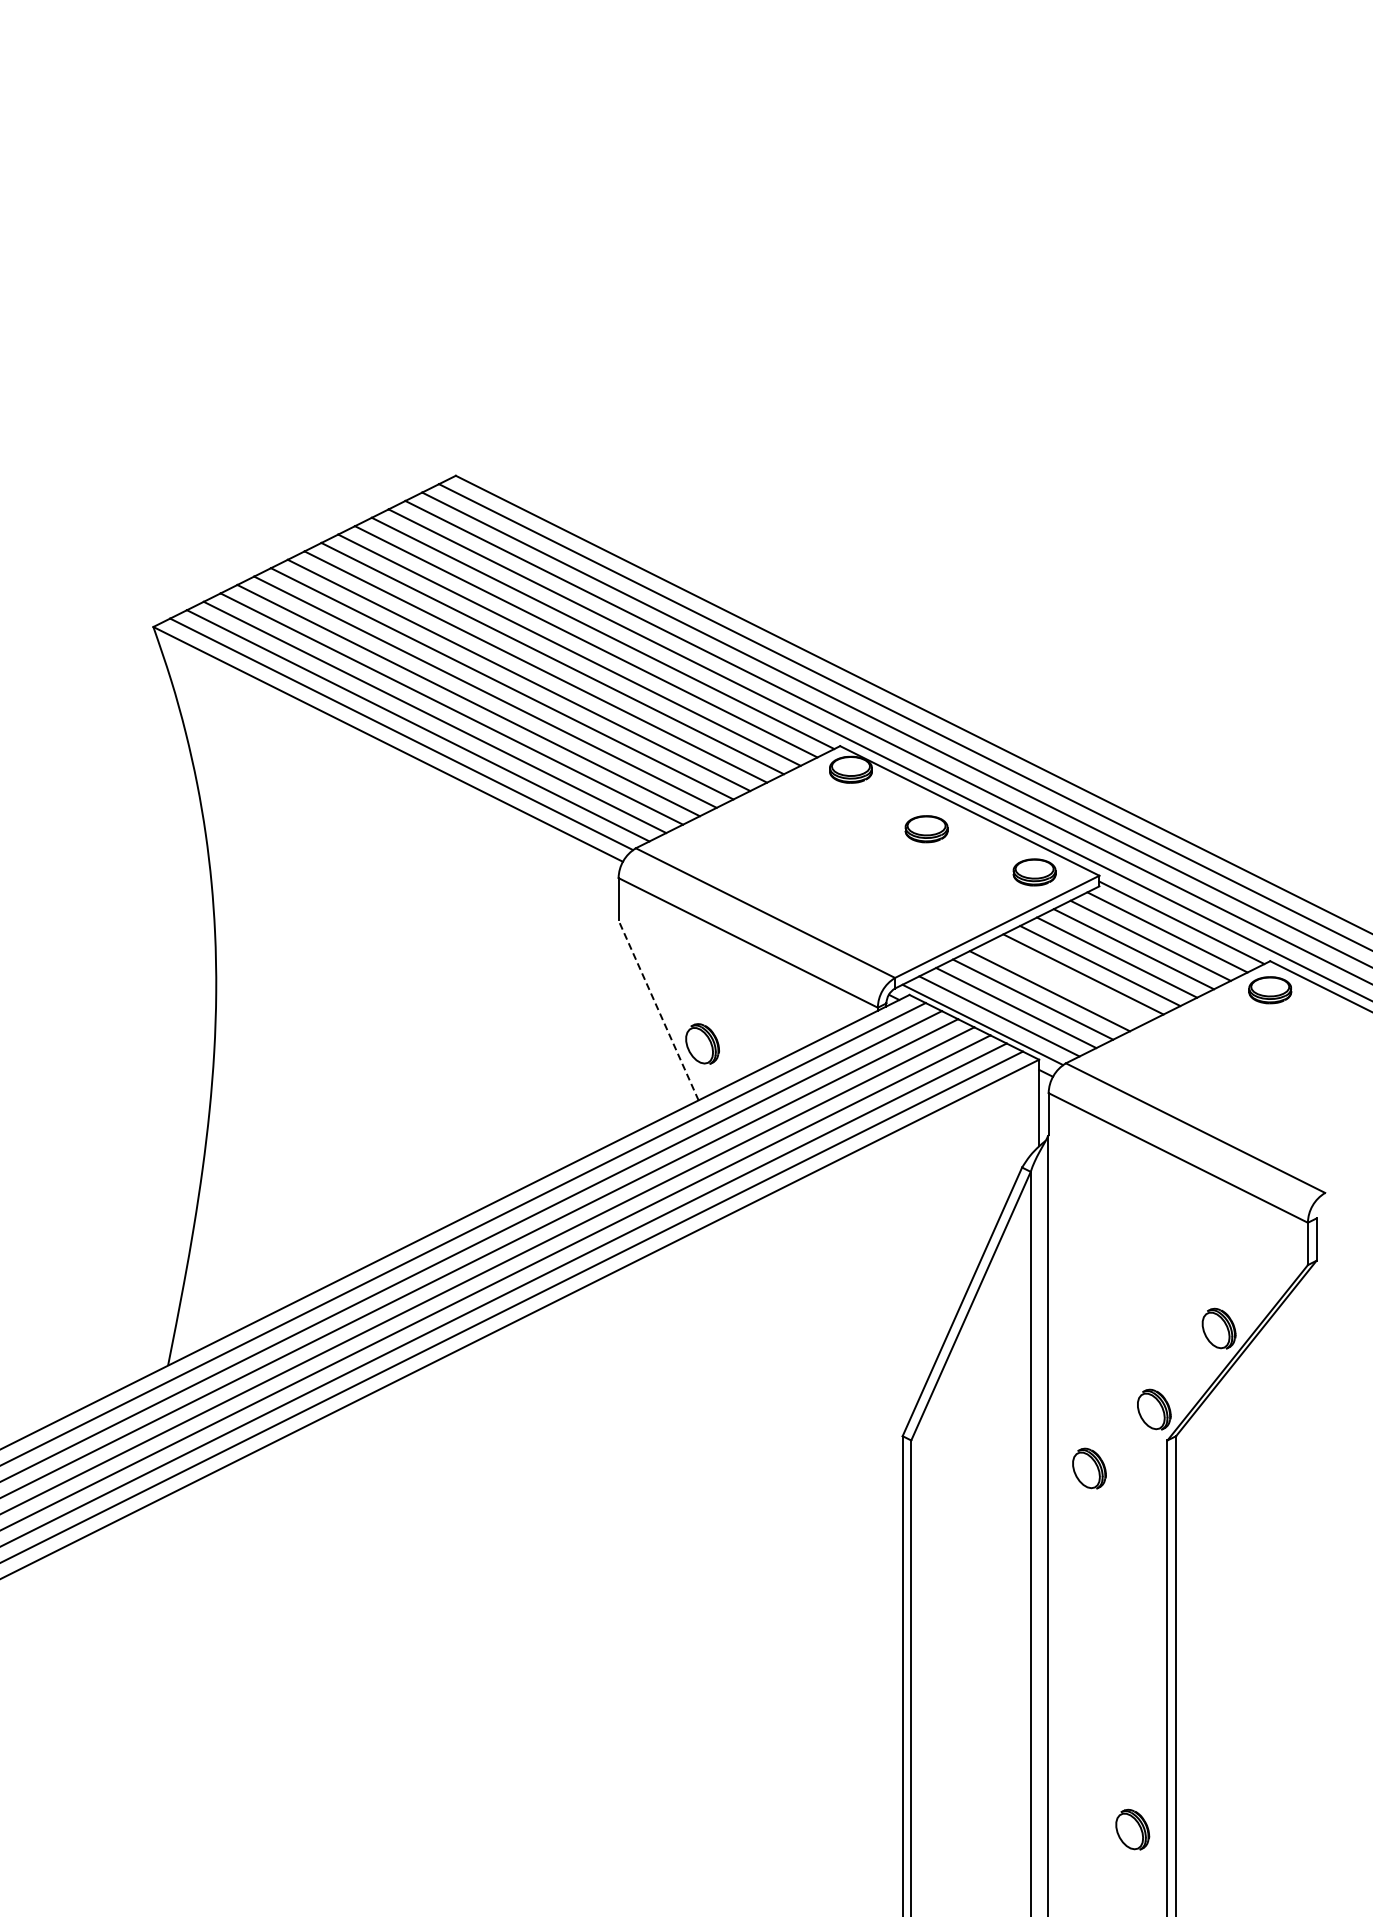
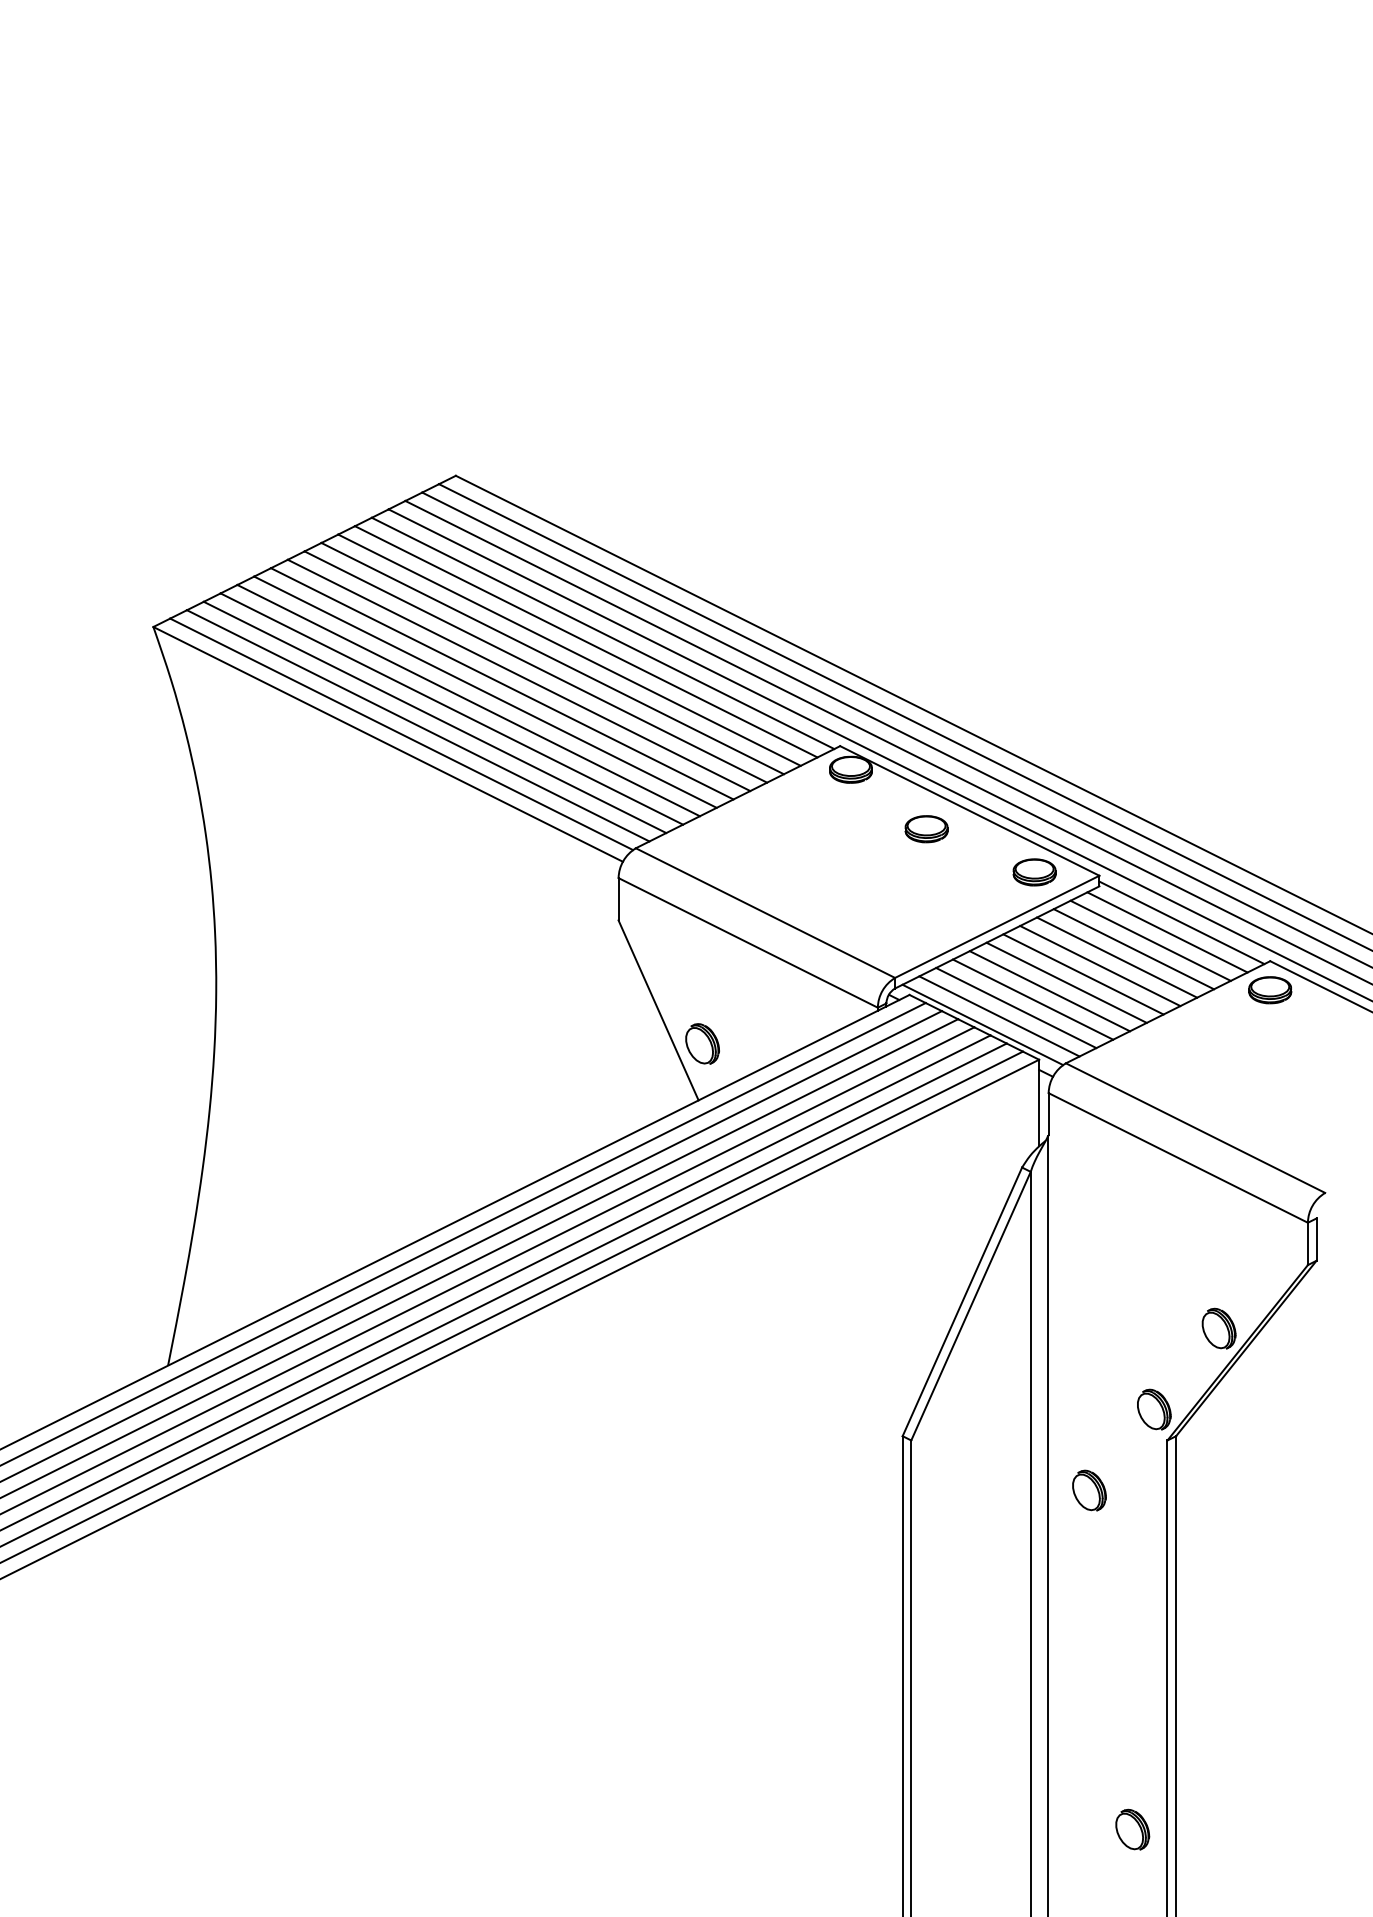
line: none -> present (1066, 982)
line: dashed -> solid (658, 1009)
part position: (1089, 1468) -> (1089, 1490) (1089, 1490)
